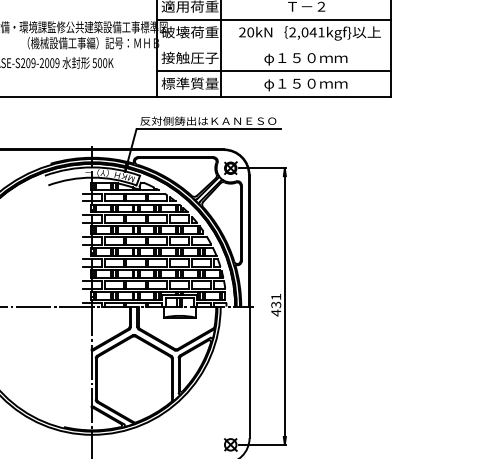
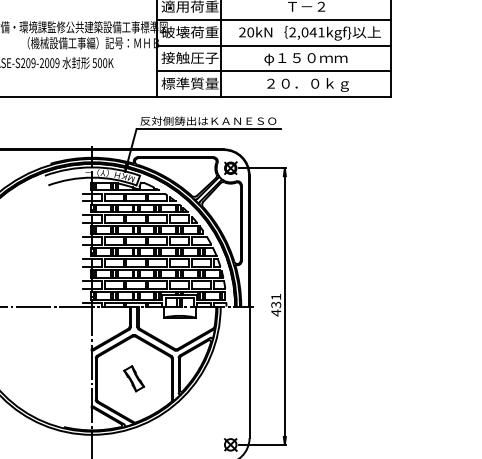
line: none -> present (274, 45)
text: φ１５０ｍｍ -> ２０．０ｋｇ (306, 84)
part: none -> present (133, 378)
